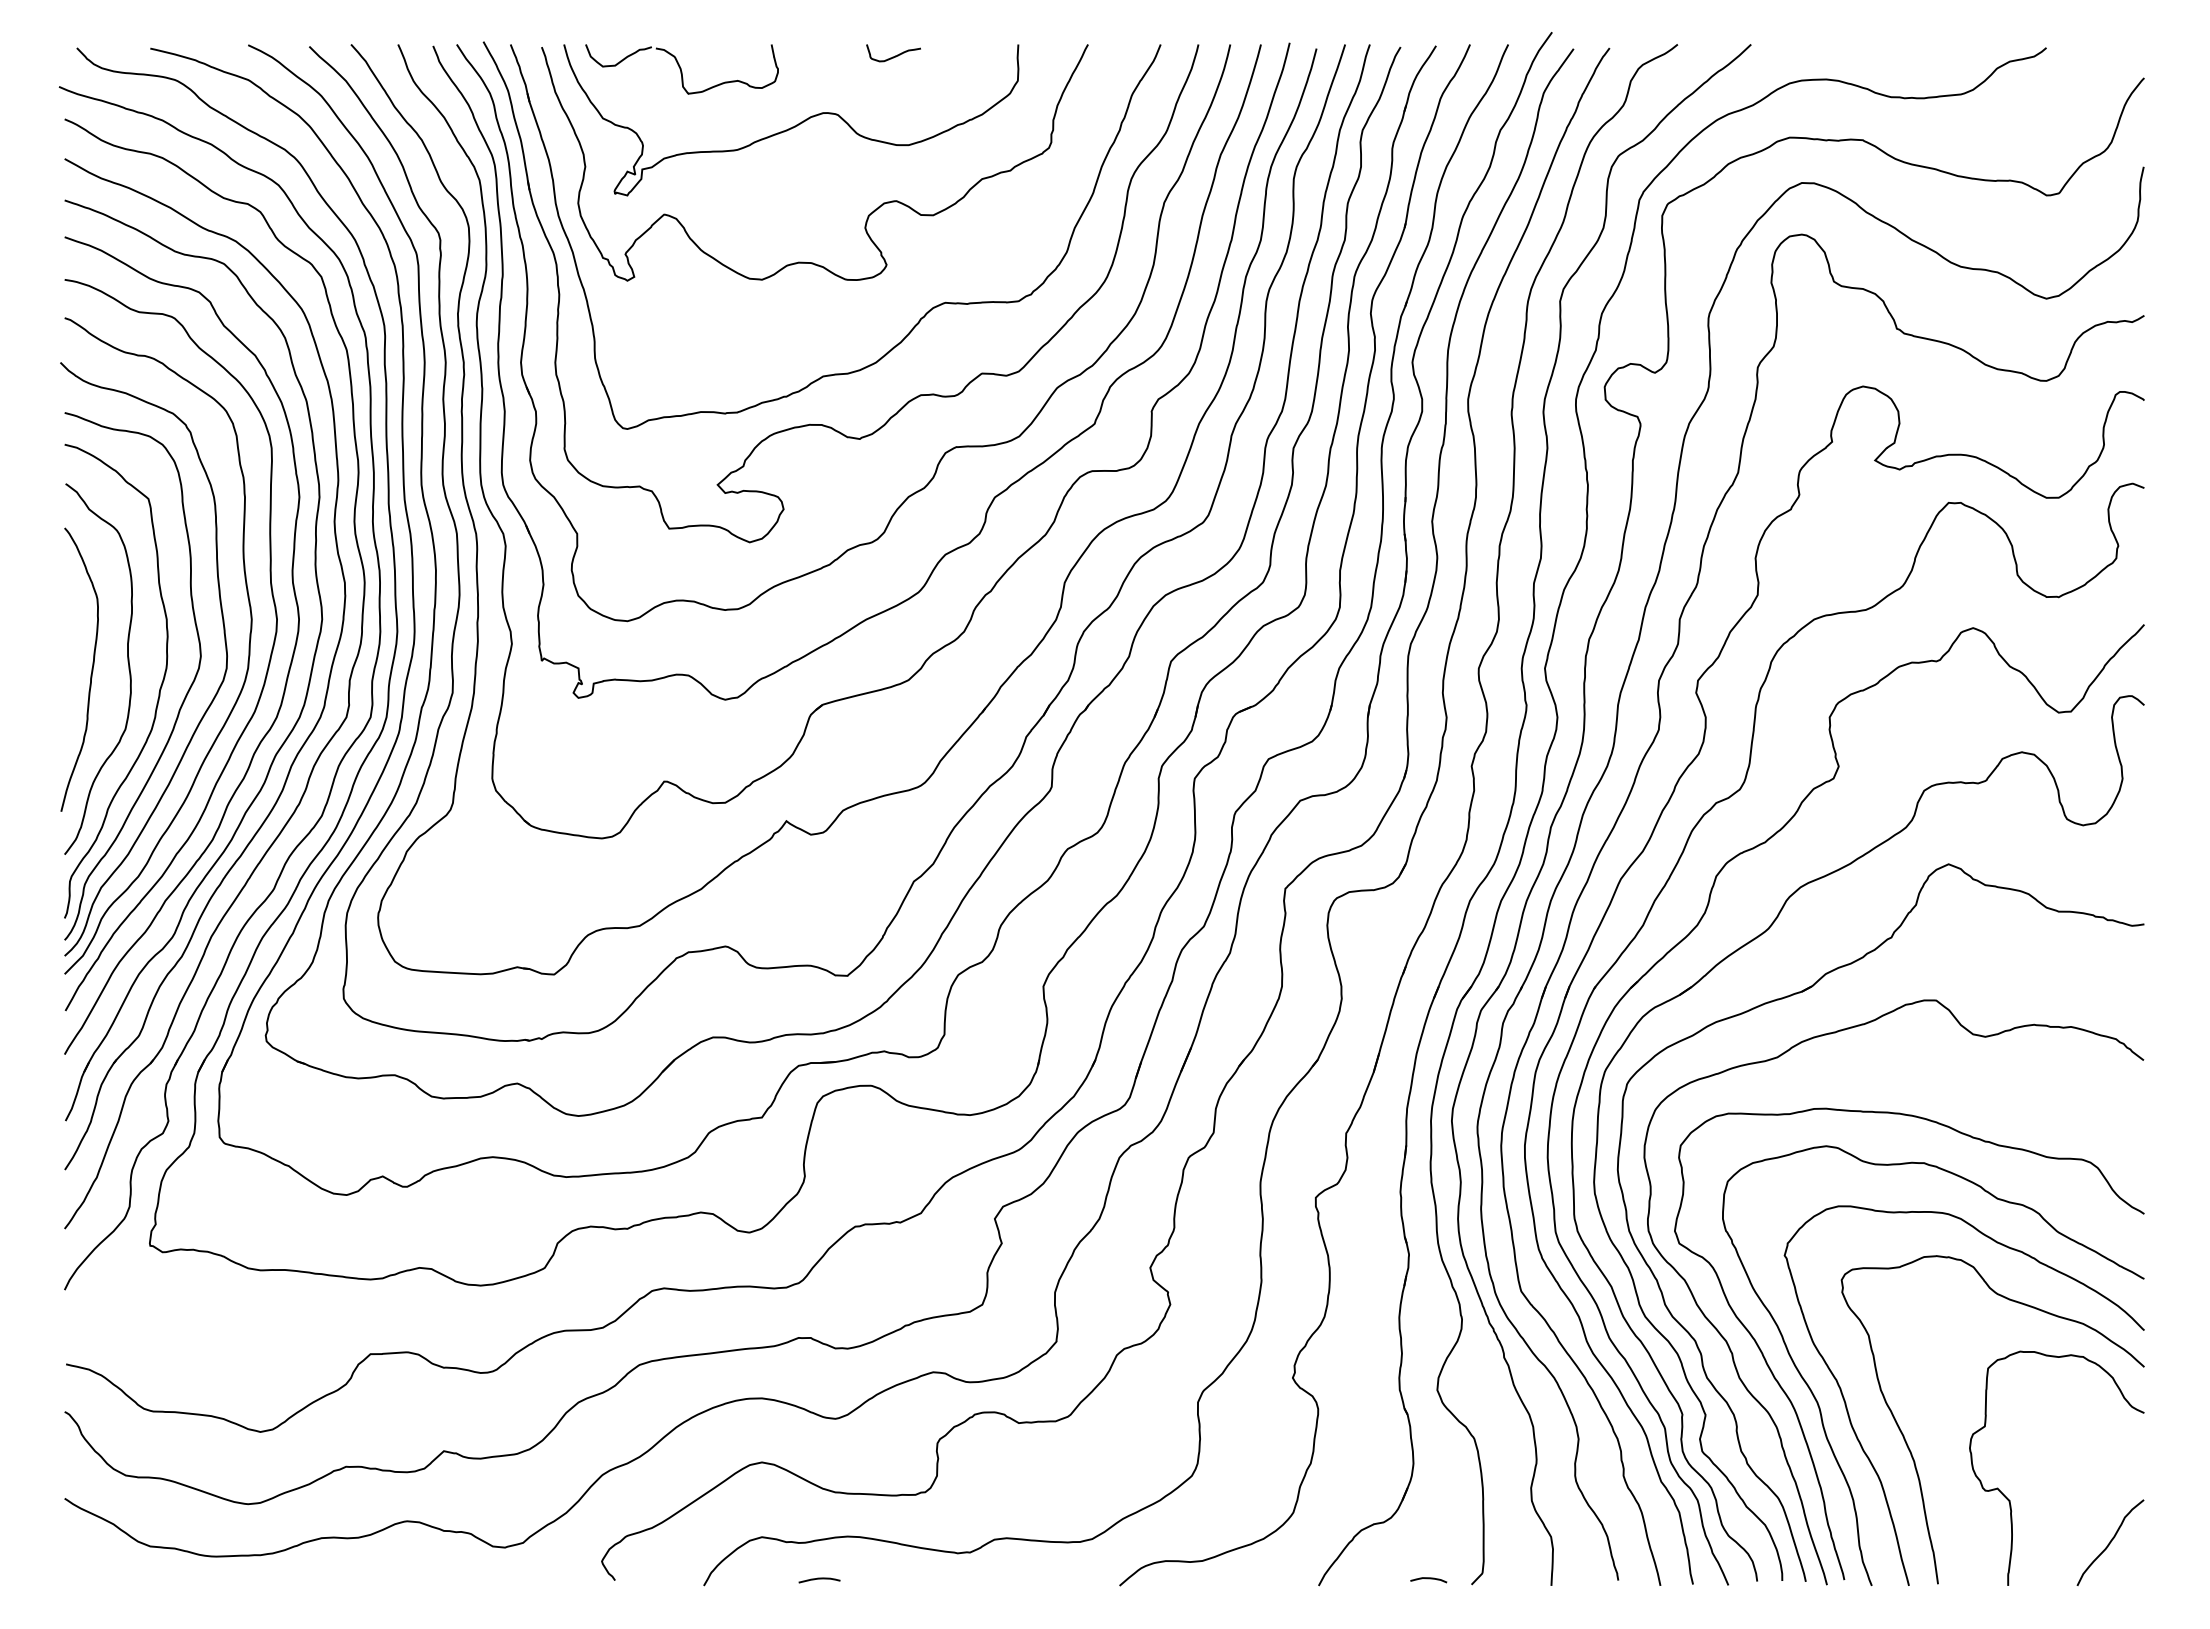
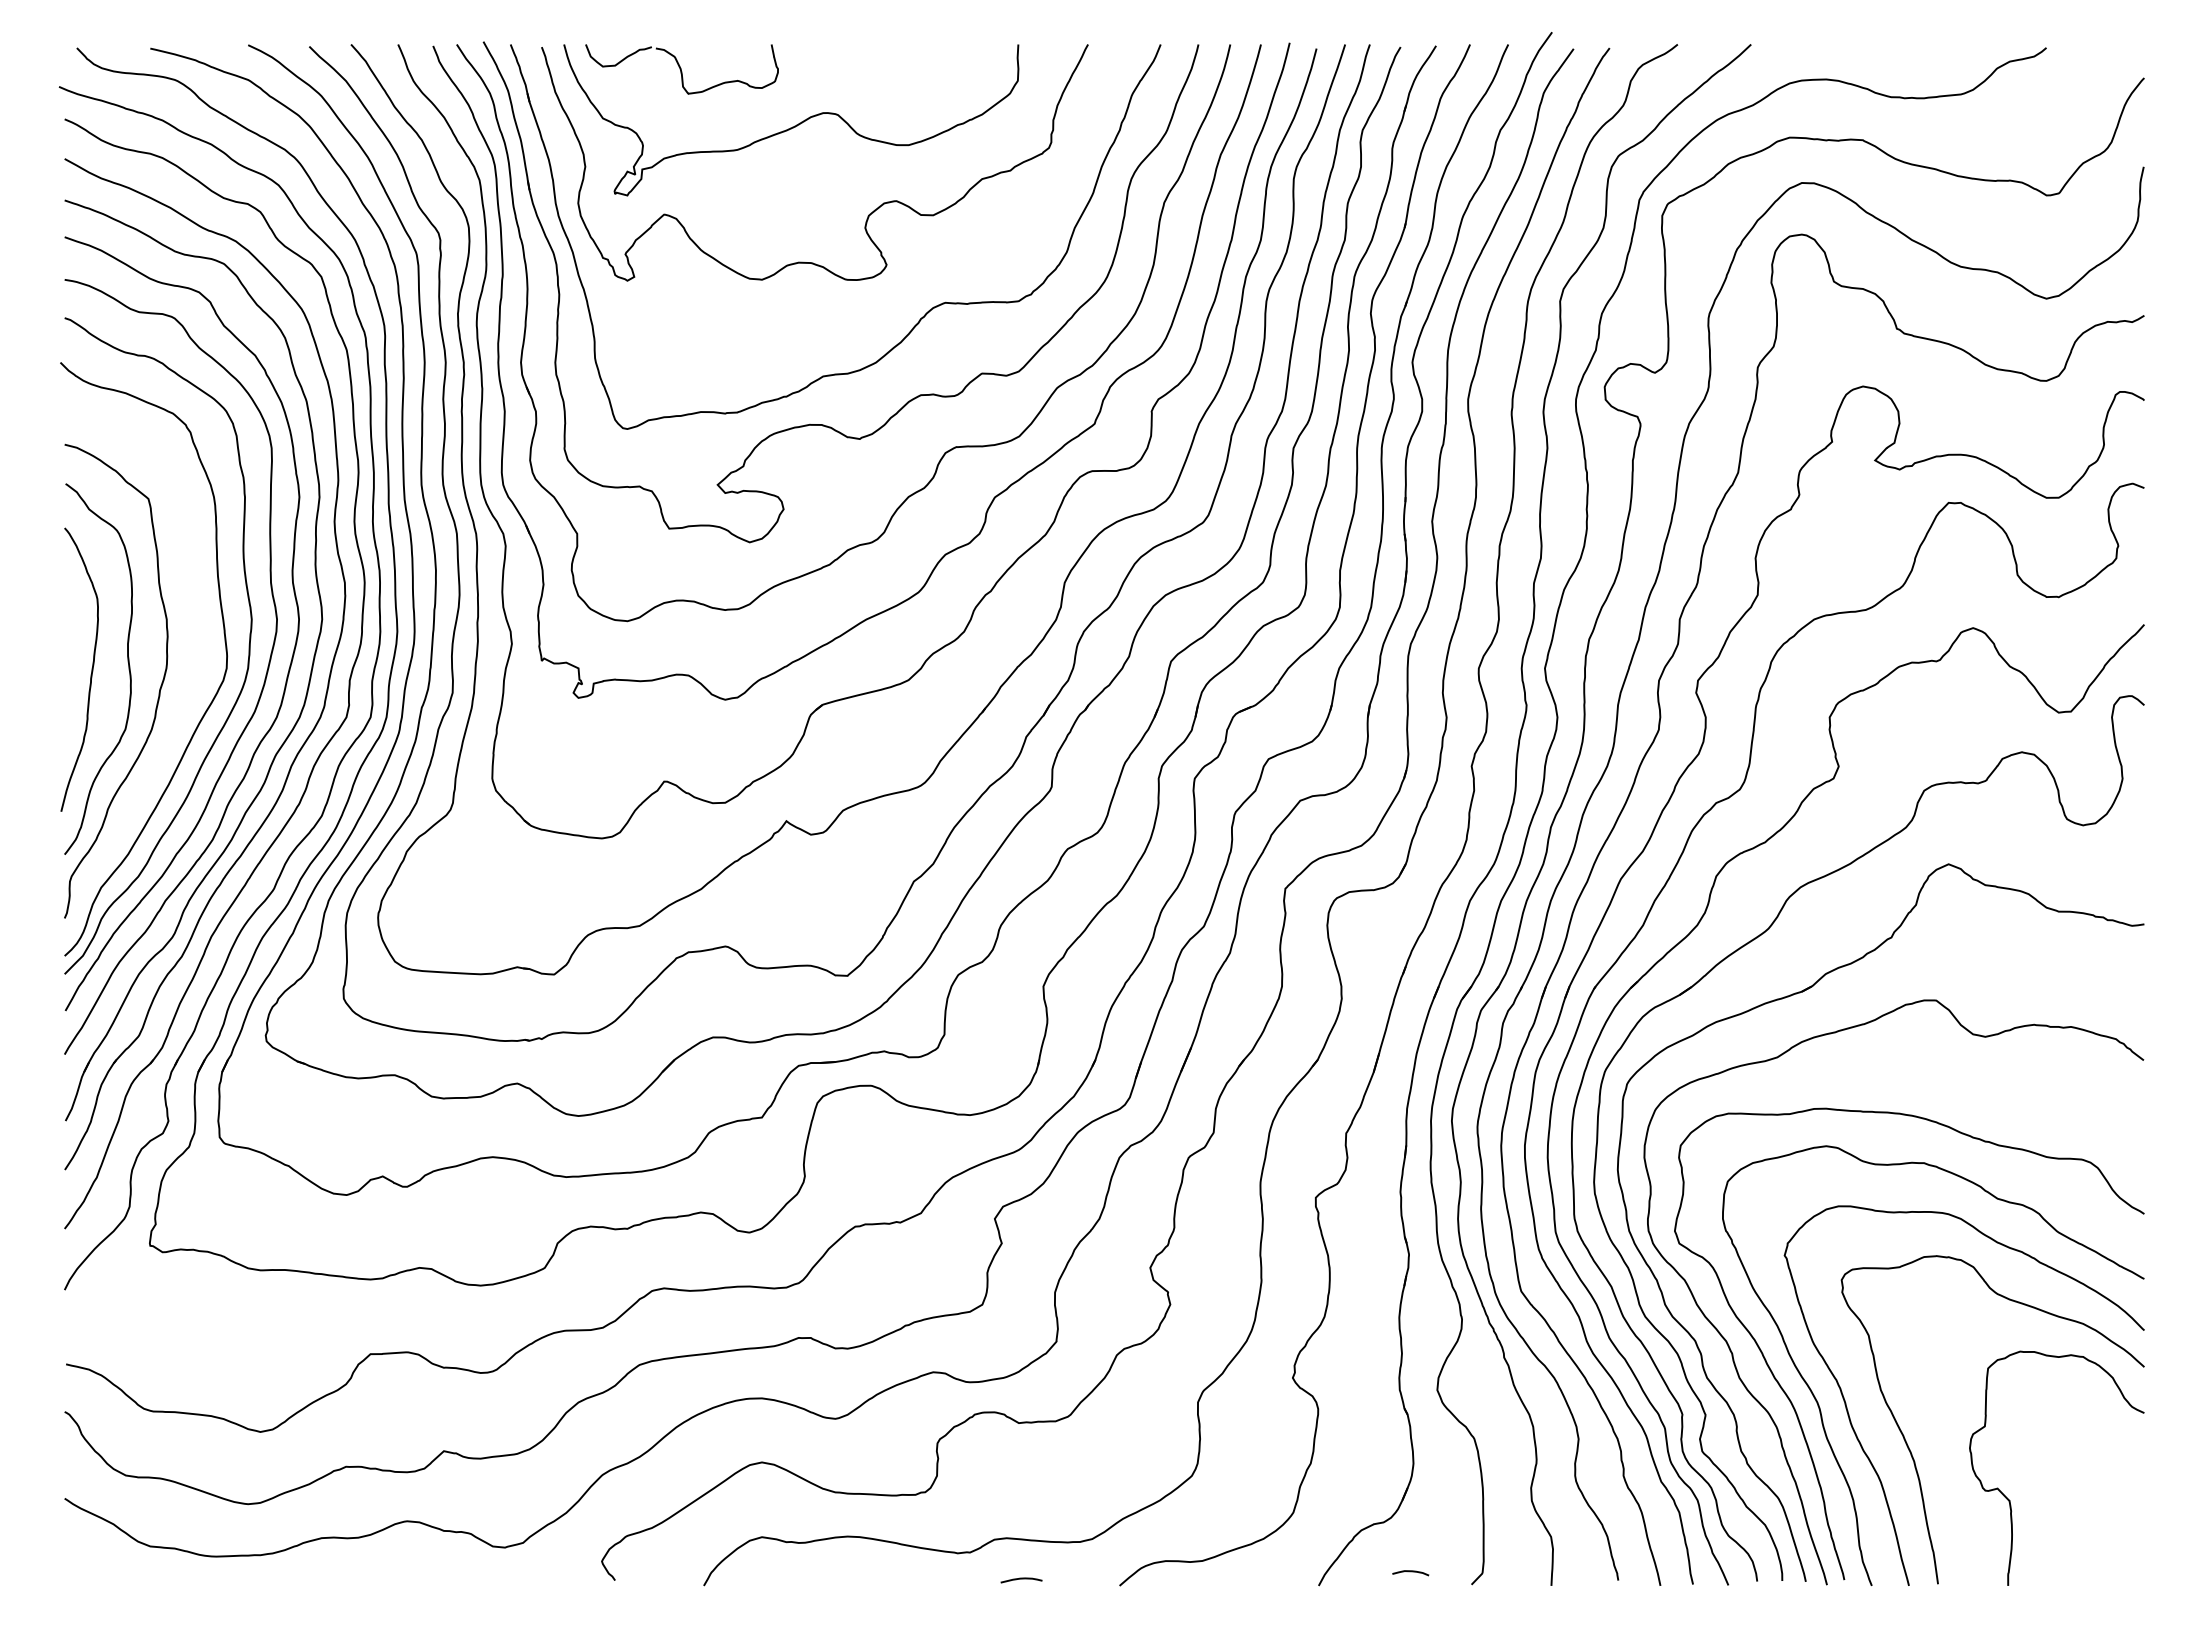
curve: present -> none (895, 55)
curve: present -> none (182, 701)
curve: present -> none (2110, 1542)
curve position: (819, 1579) -> (1021, 1579) (1021, 1579)
curve position: (1428, 1579) -> (1410, 1572) (1410, 1572)
